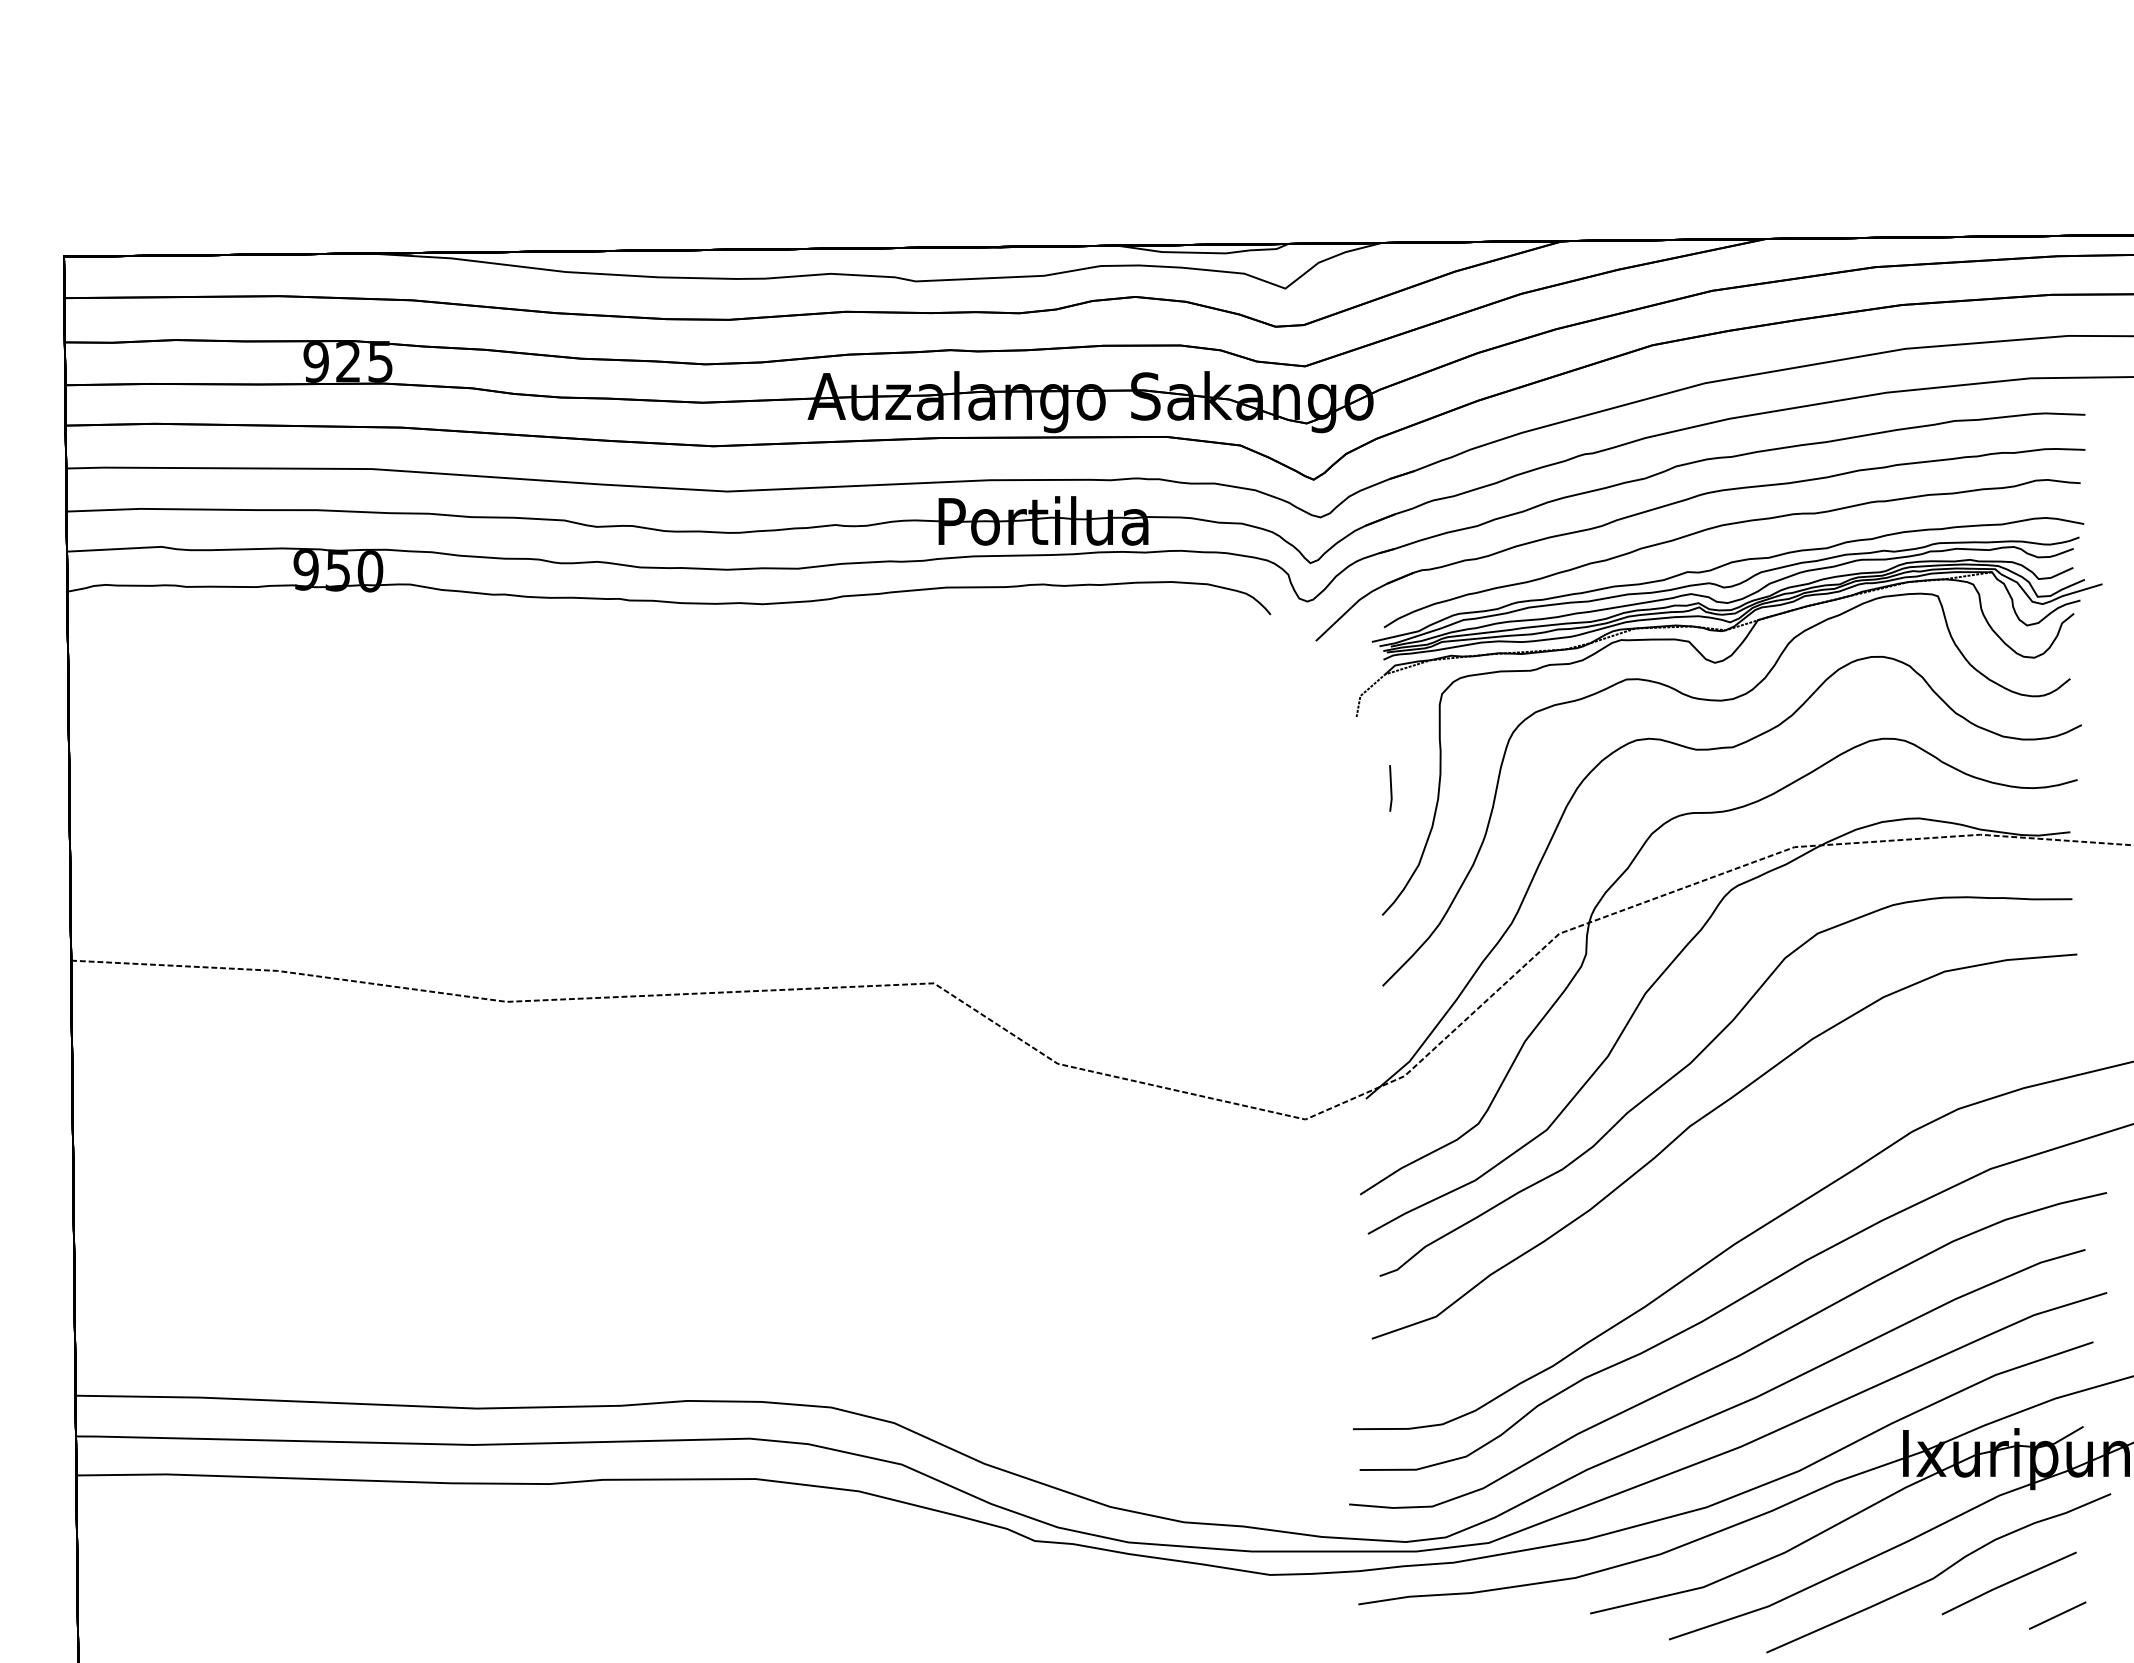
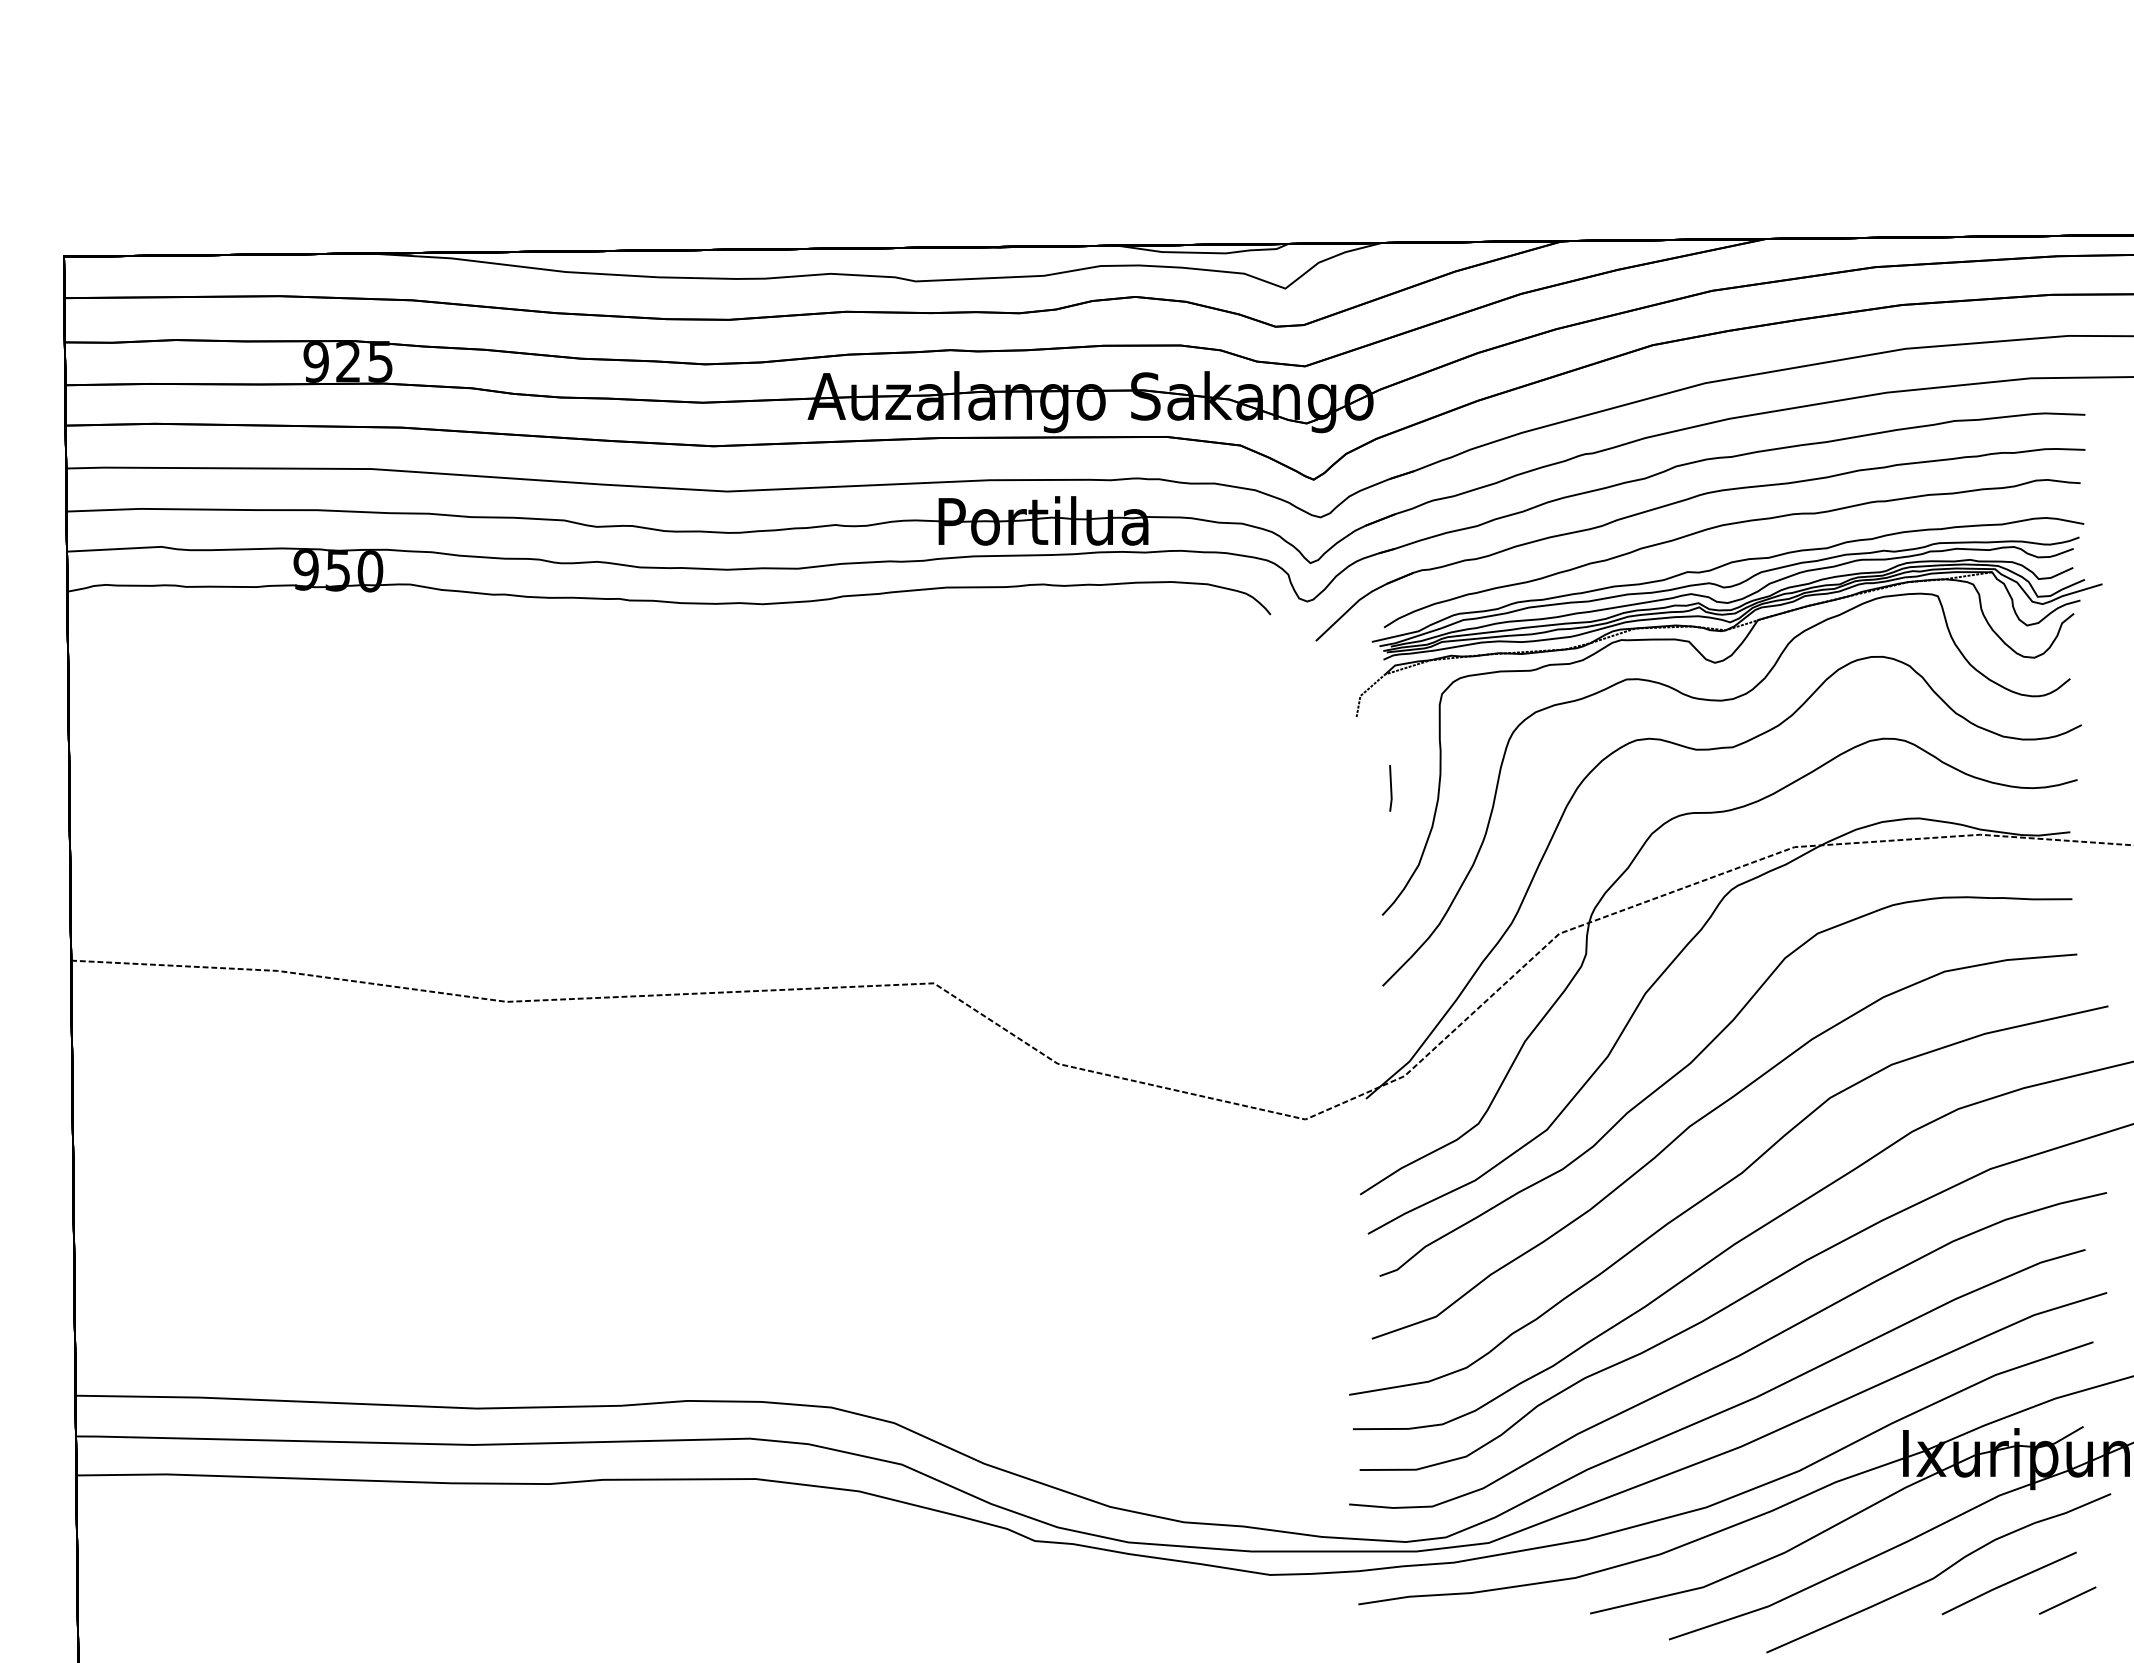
curve: none -> present (1721, 1188)
line position: (2057, 1615) -> (2067, 1600) (2067, 1600)
